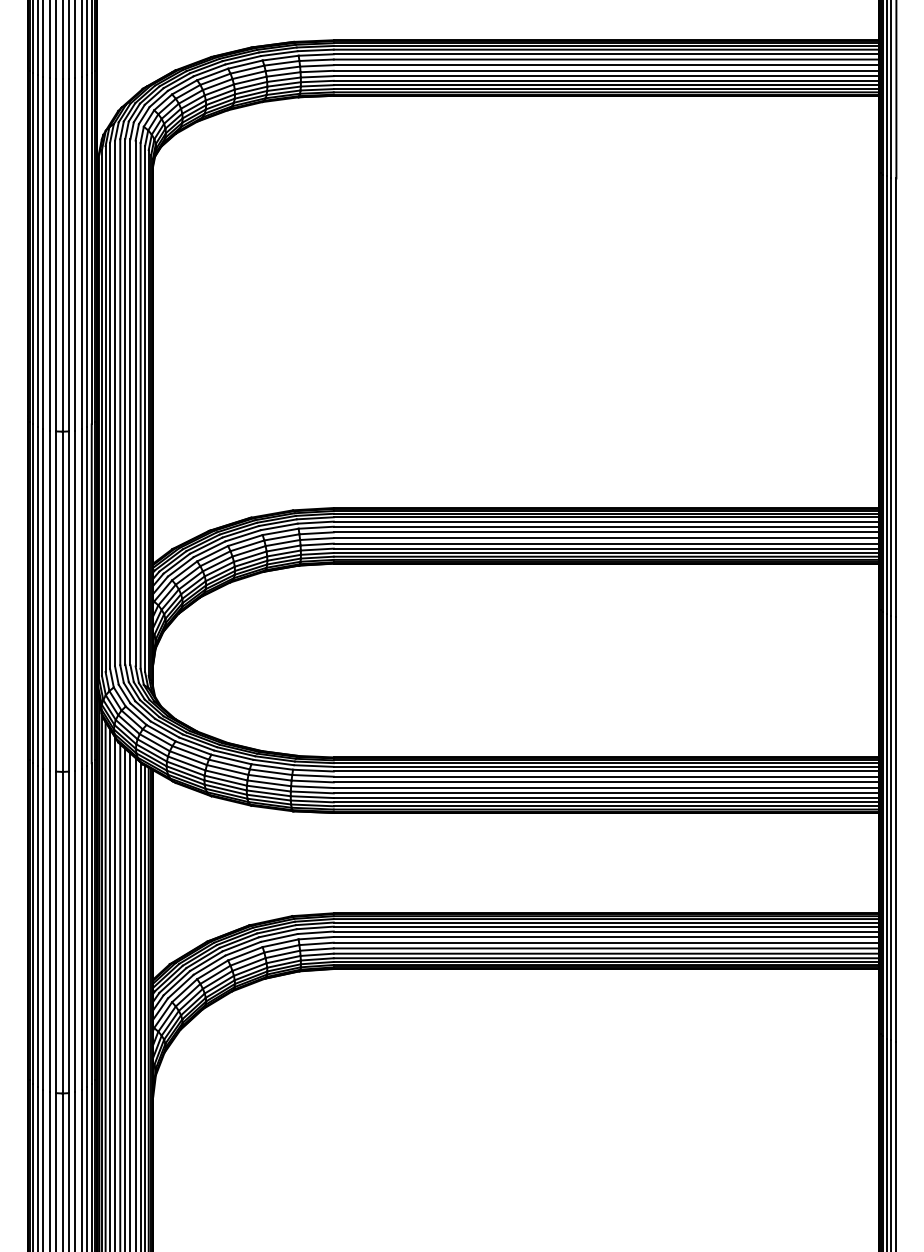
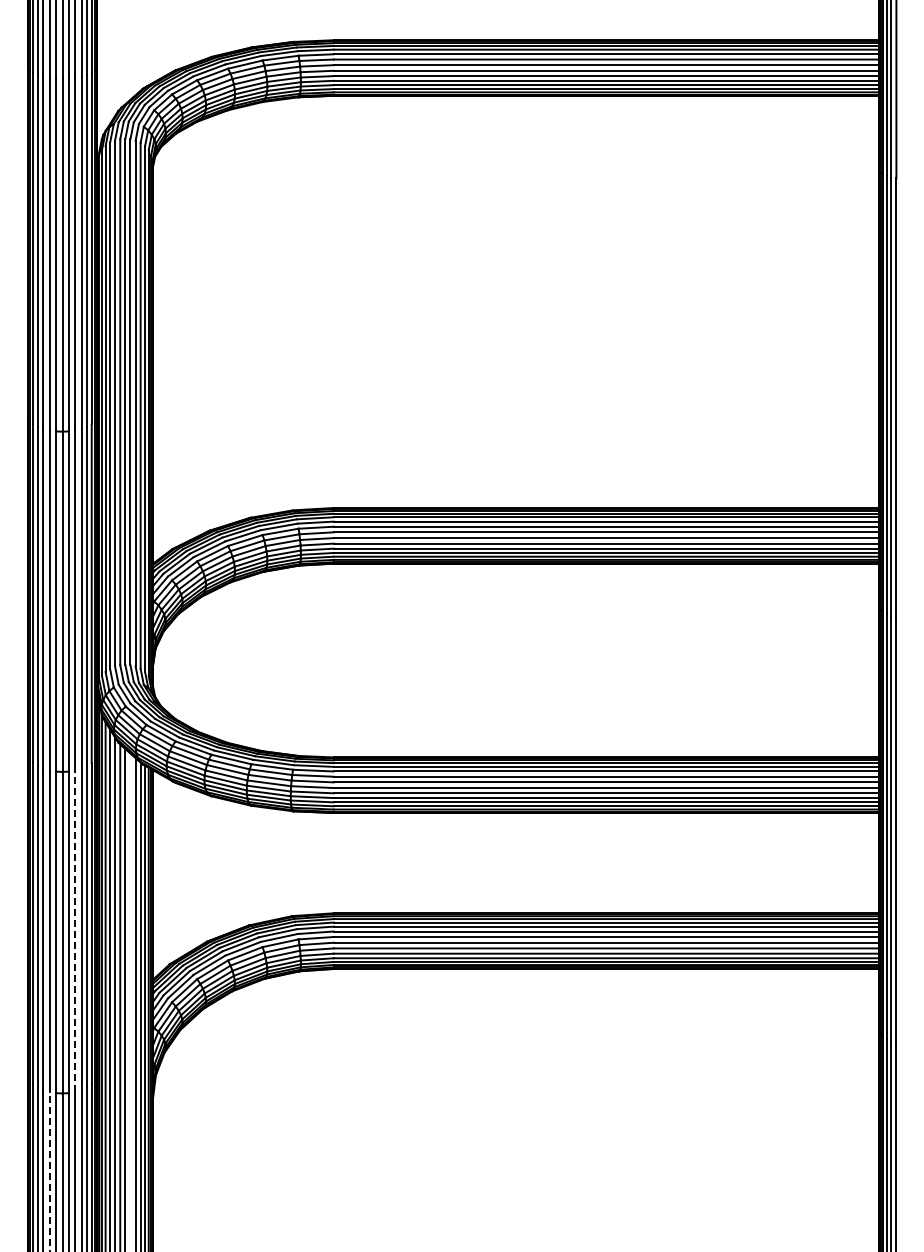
line: solid -> dashed (75, 931)
line: present -> none (130, 1000)
line: solid -> dashed (49, 1171)
